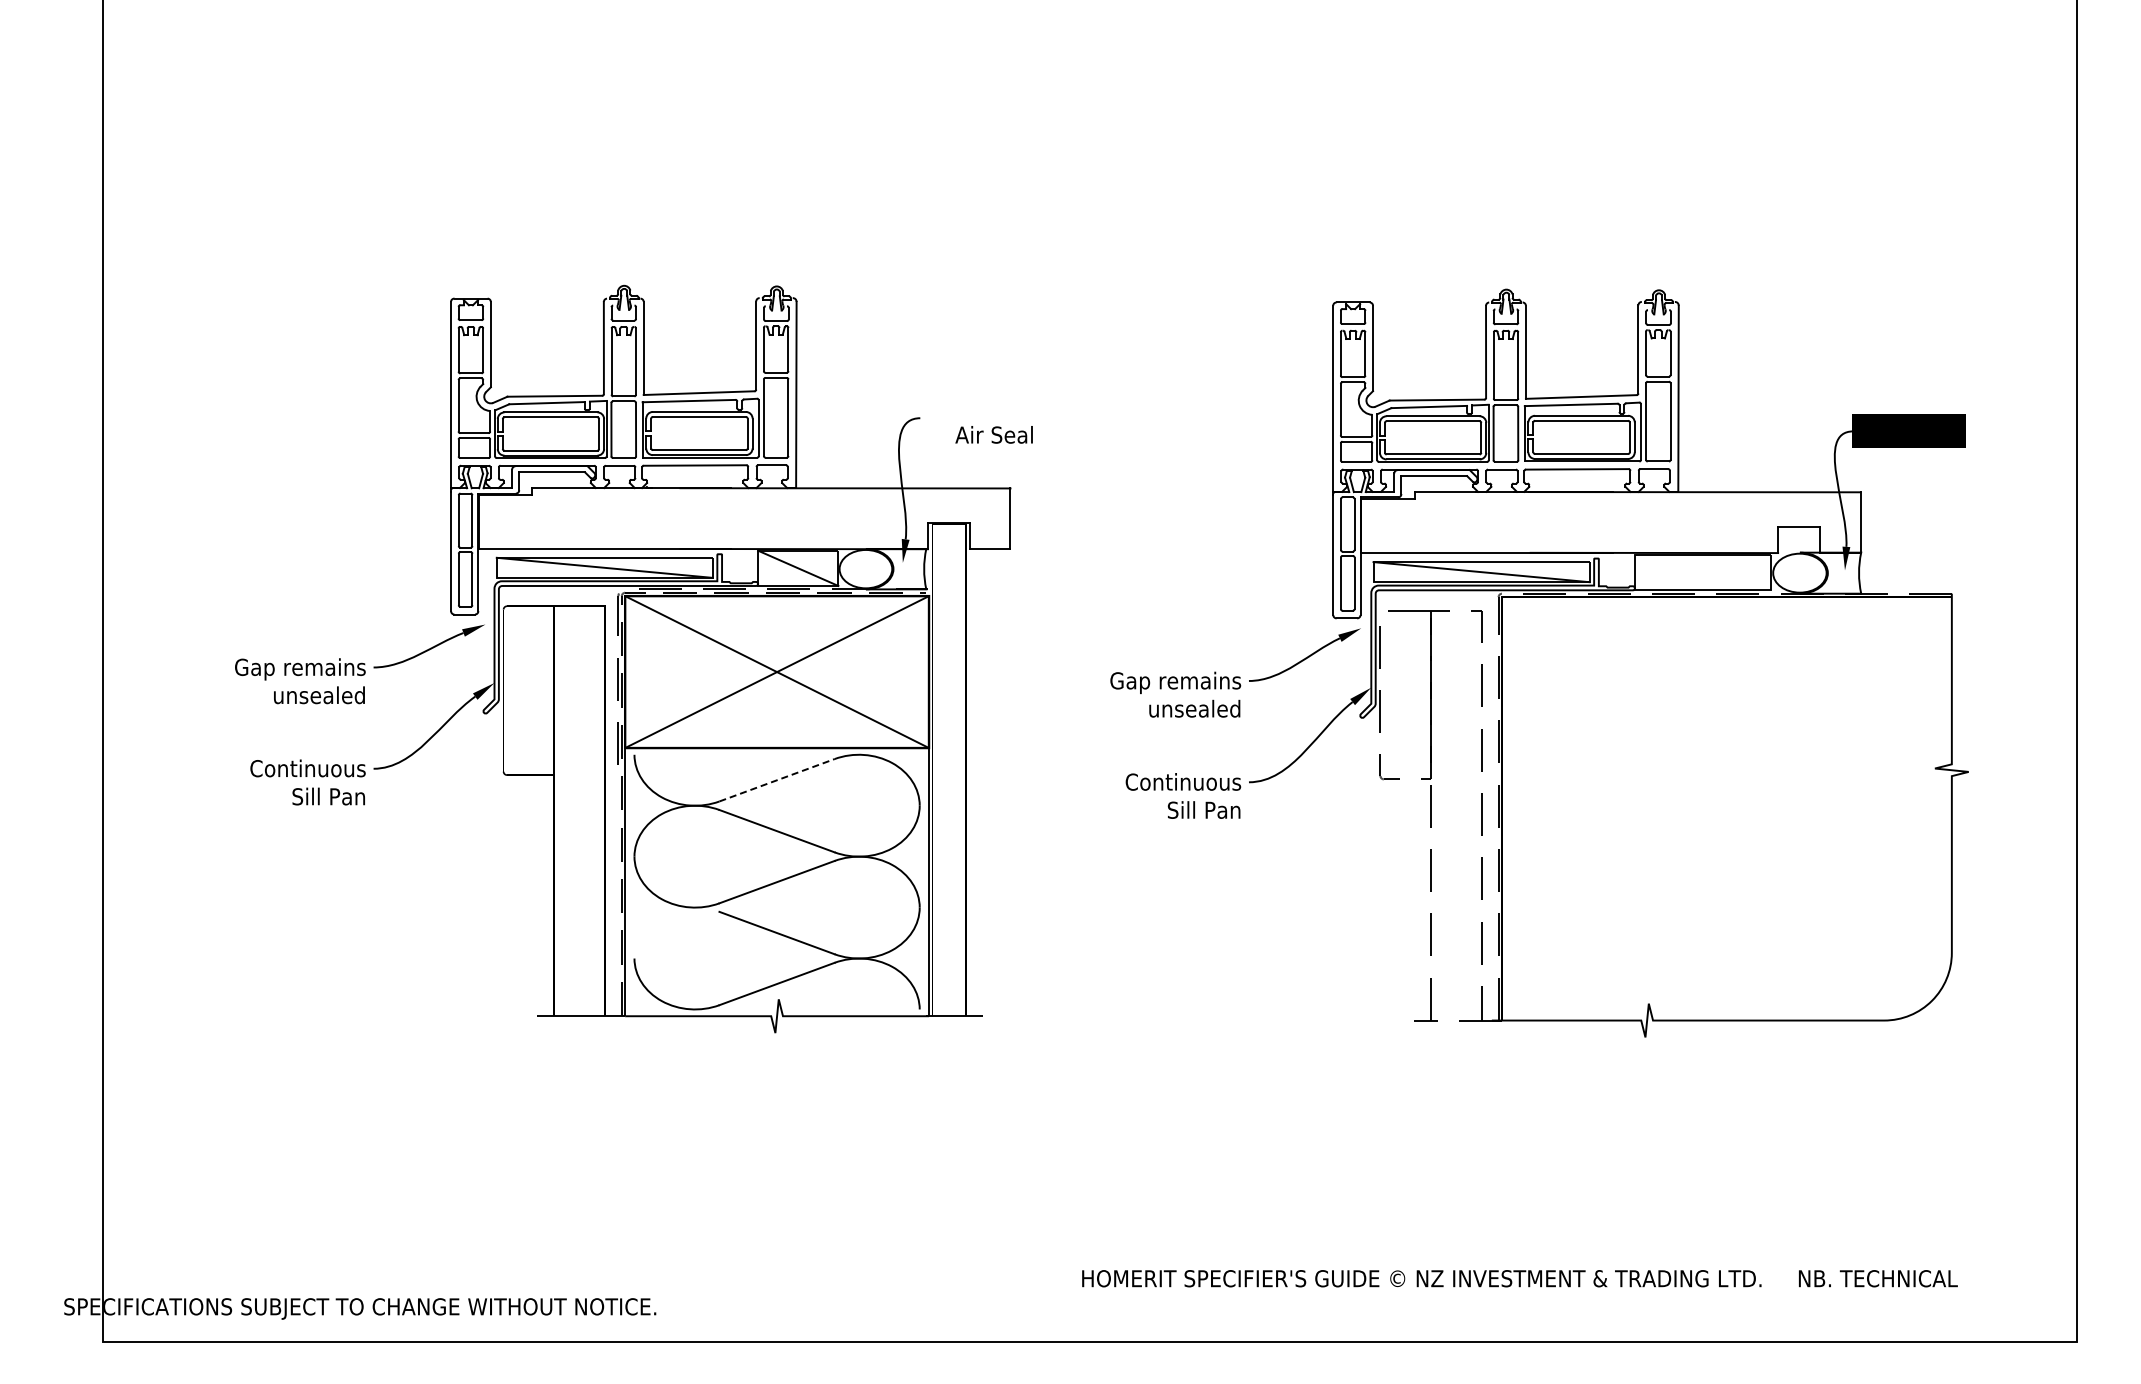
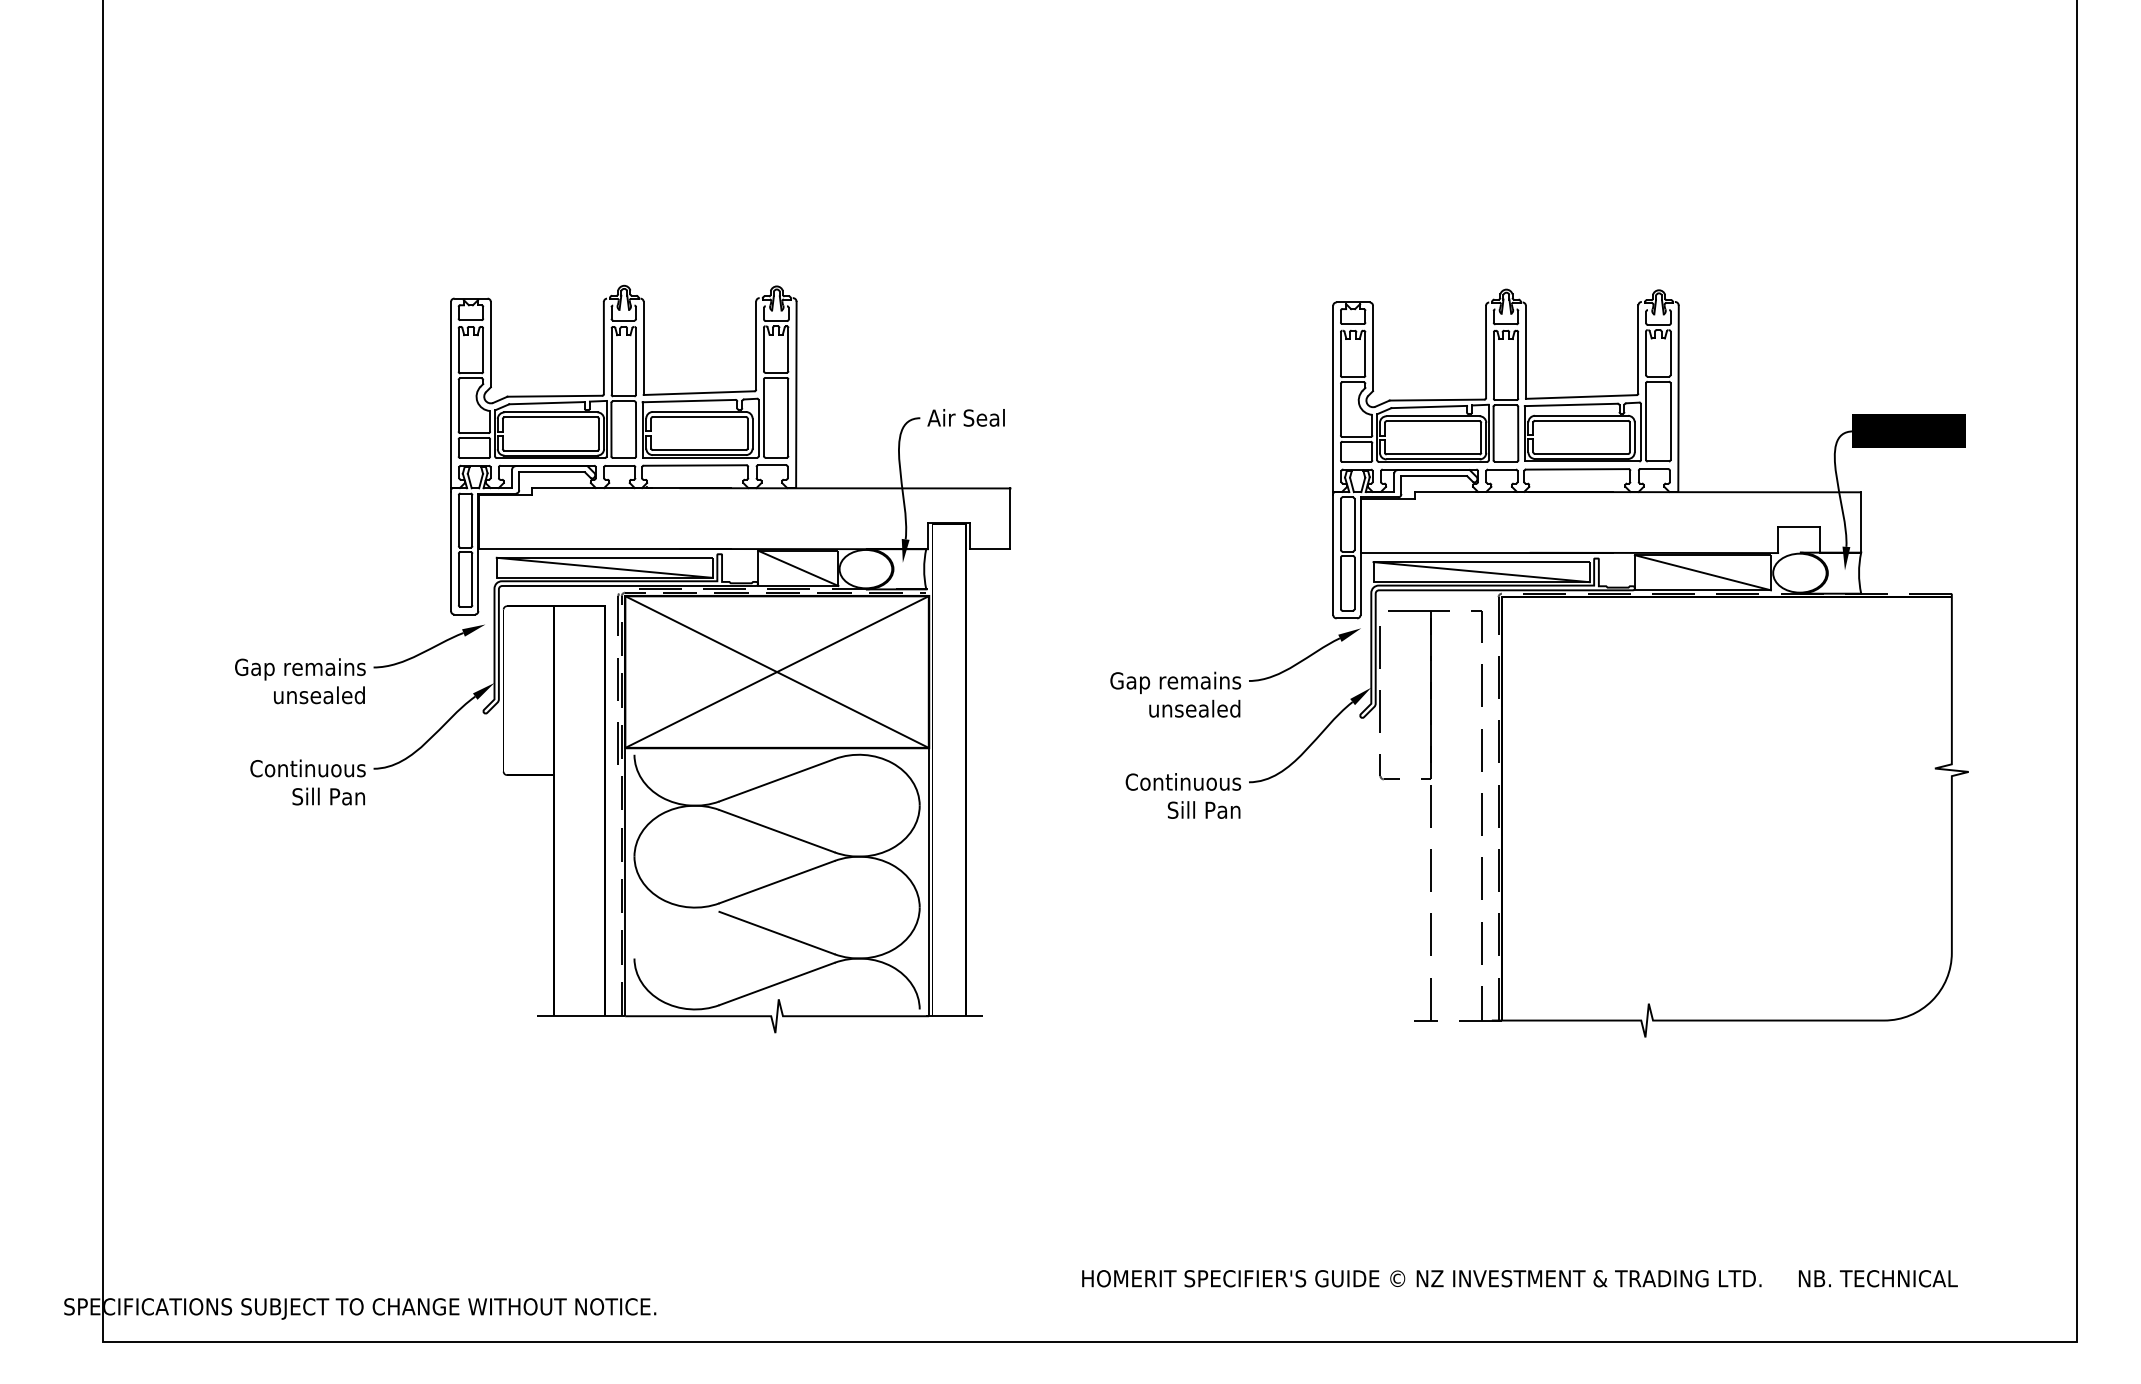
text position: (993, 434) -> (965, 417) (965, 417)
line: none -> present (1702, 572)
line: dashed -> solid (777, 780)
